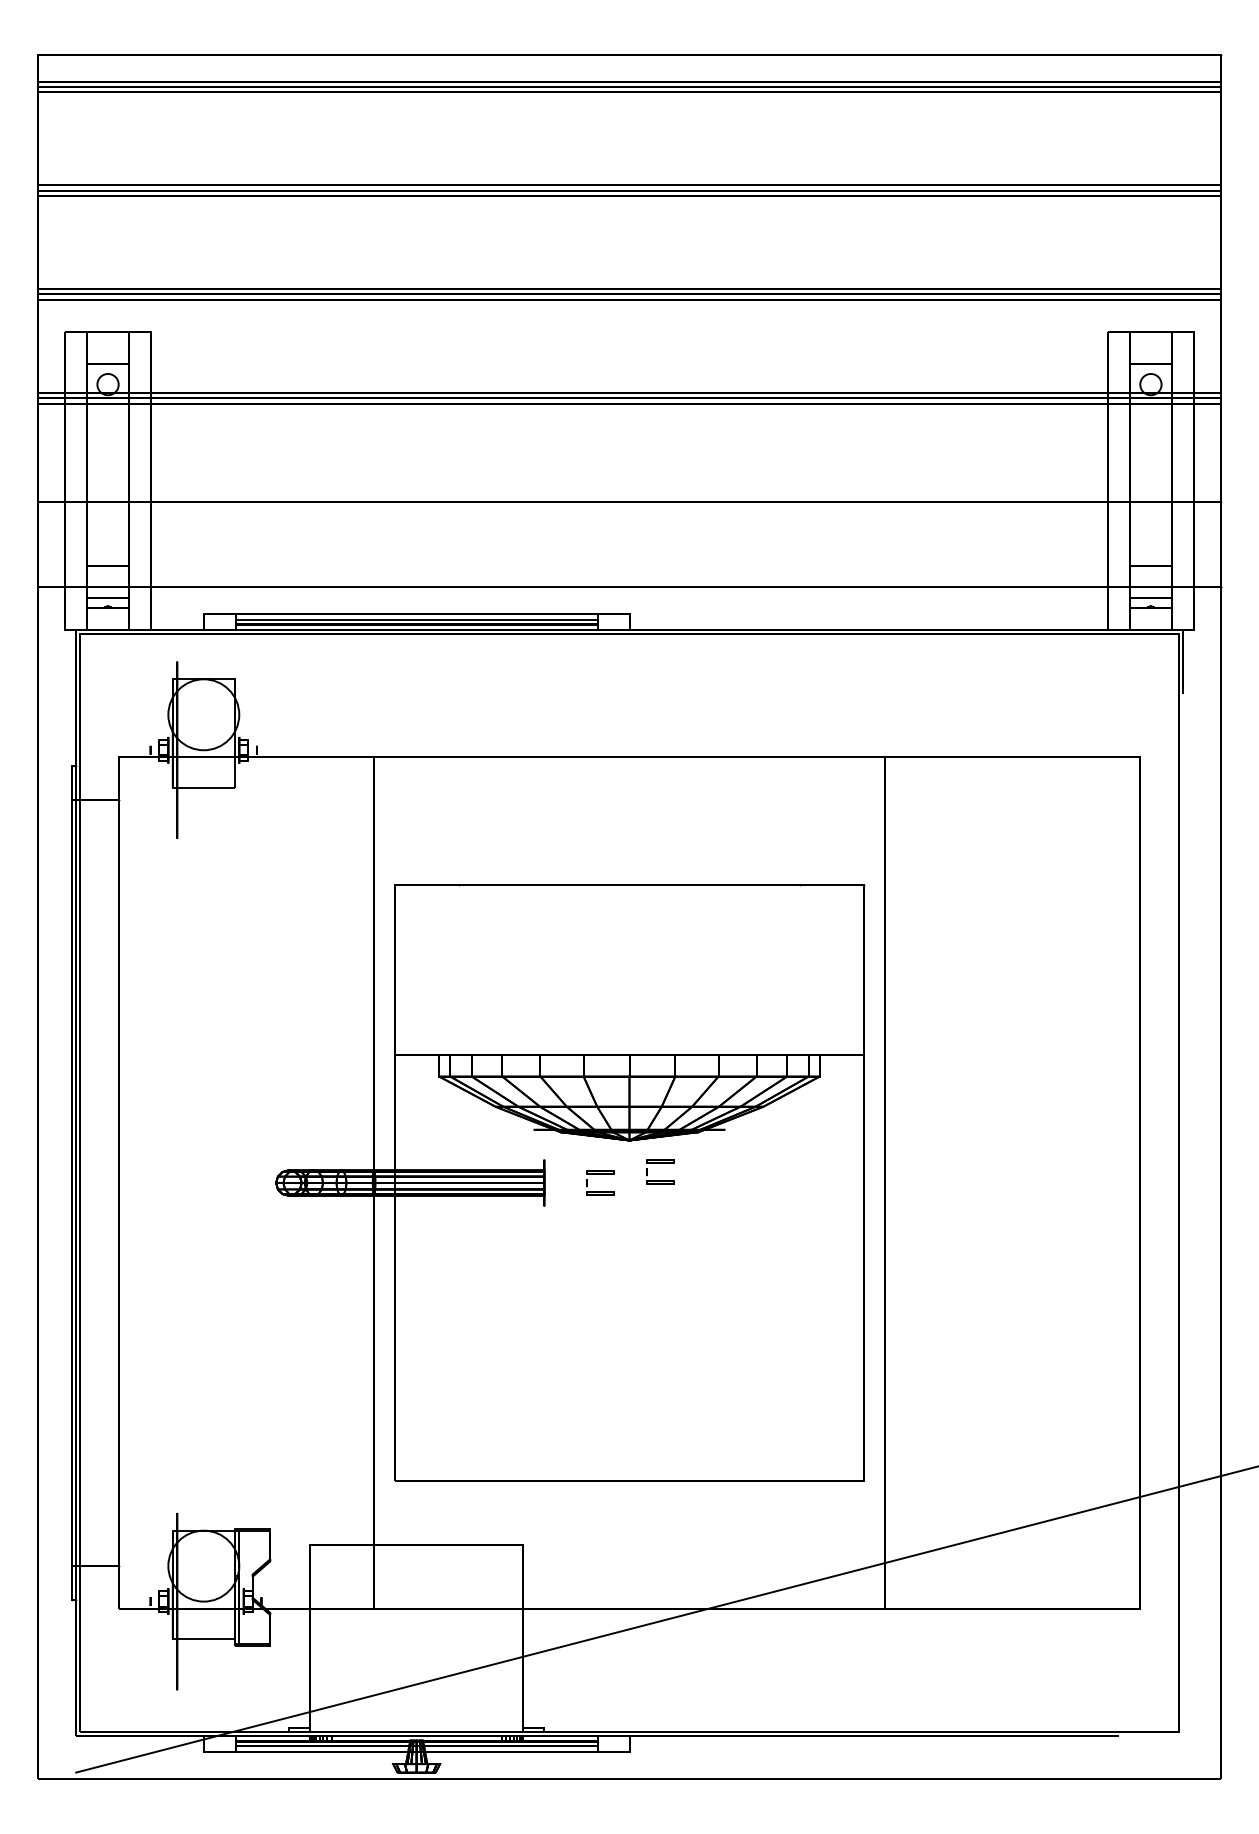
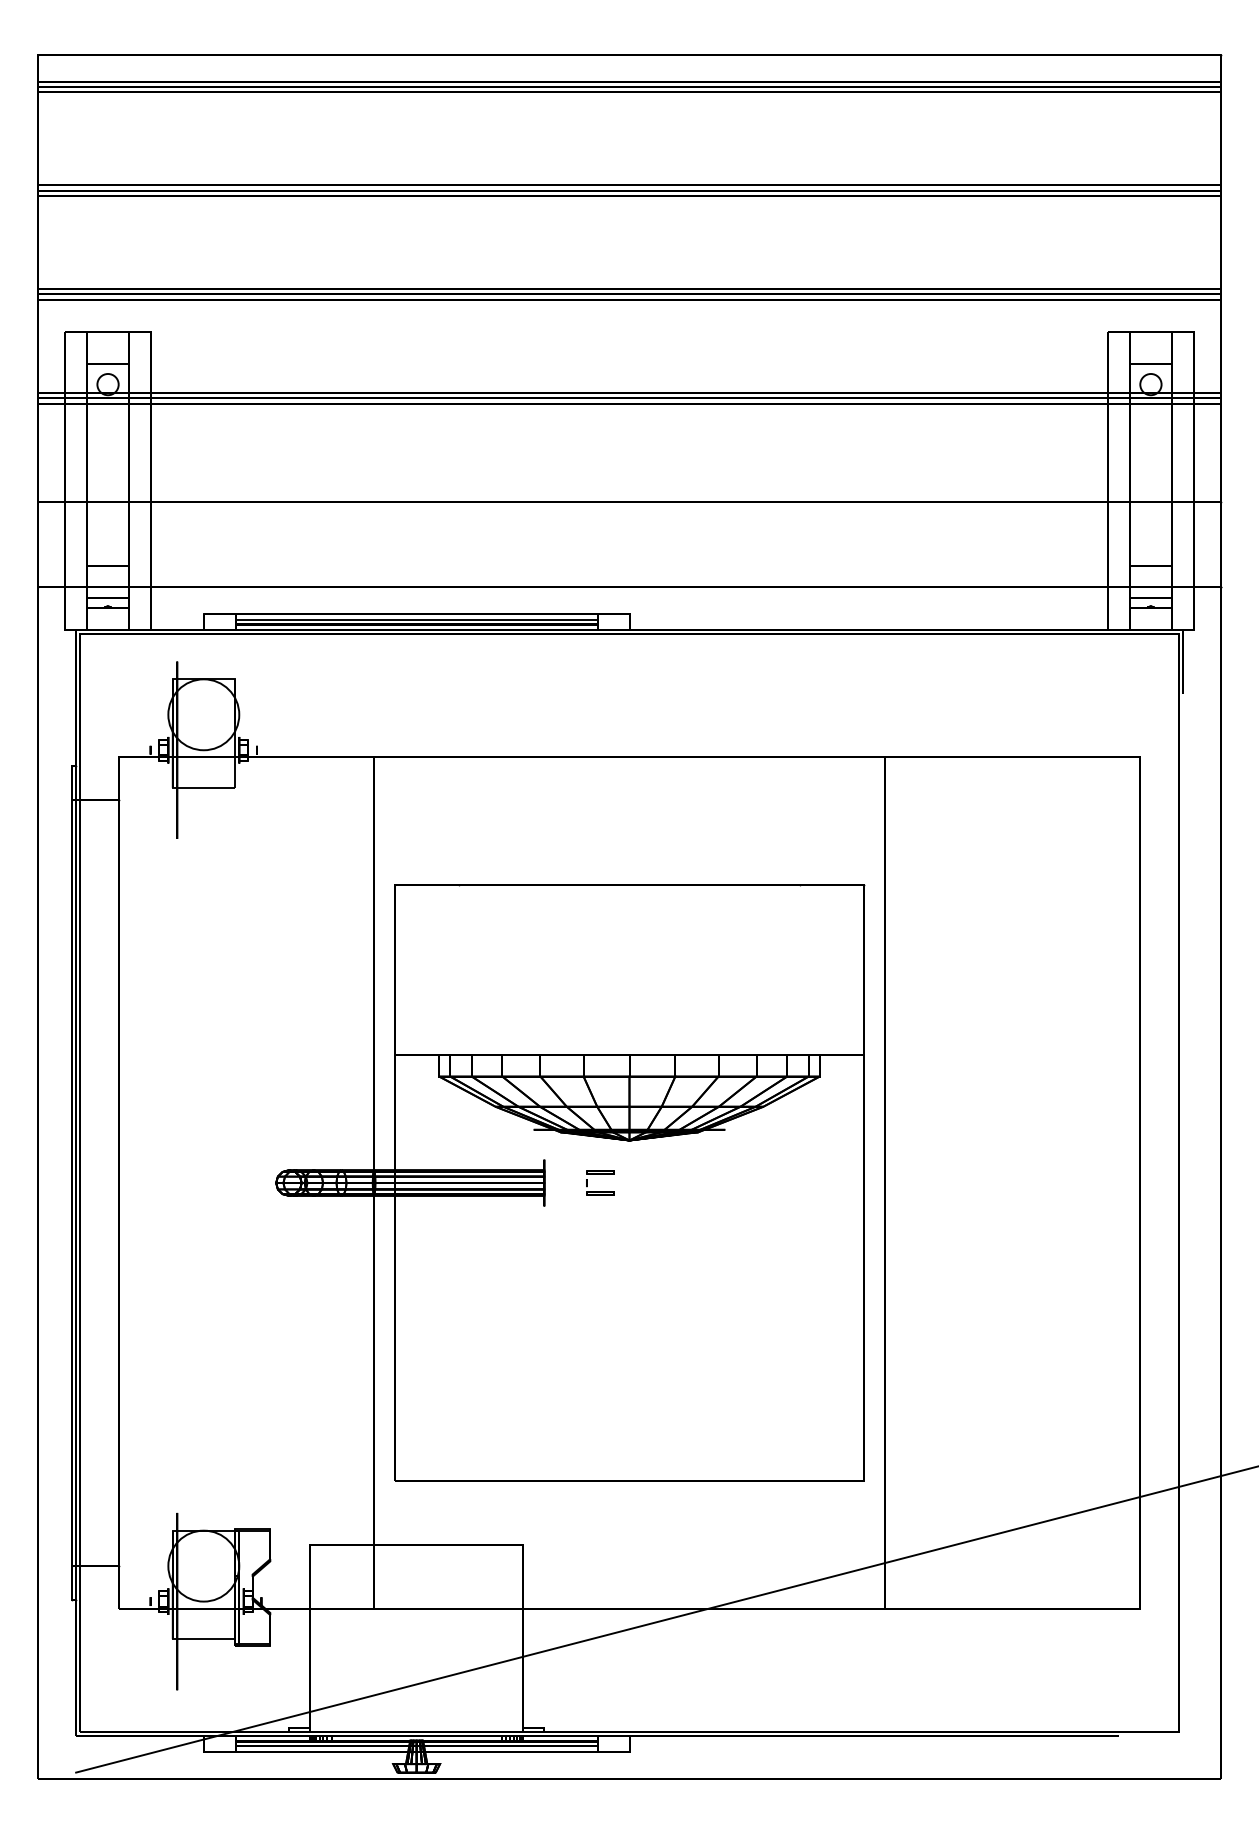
part: present -> none (660, 1163)
